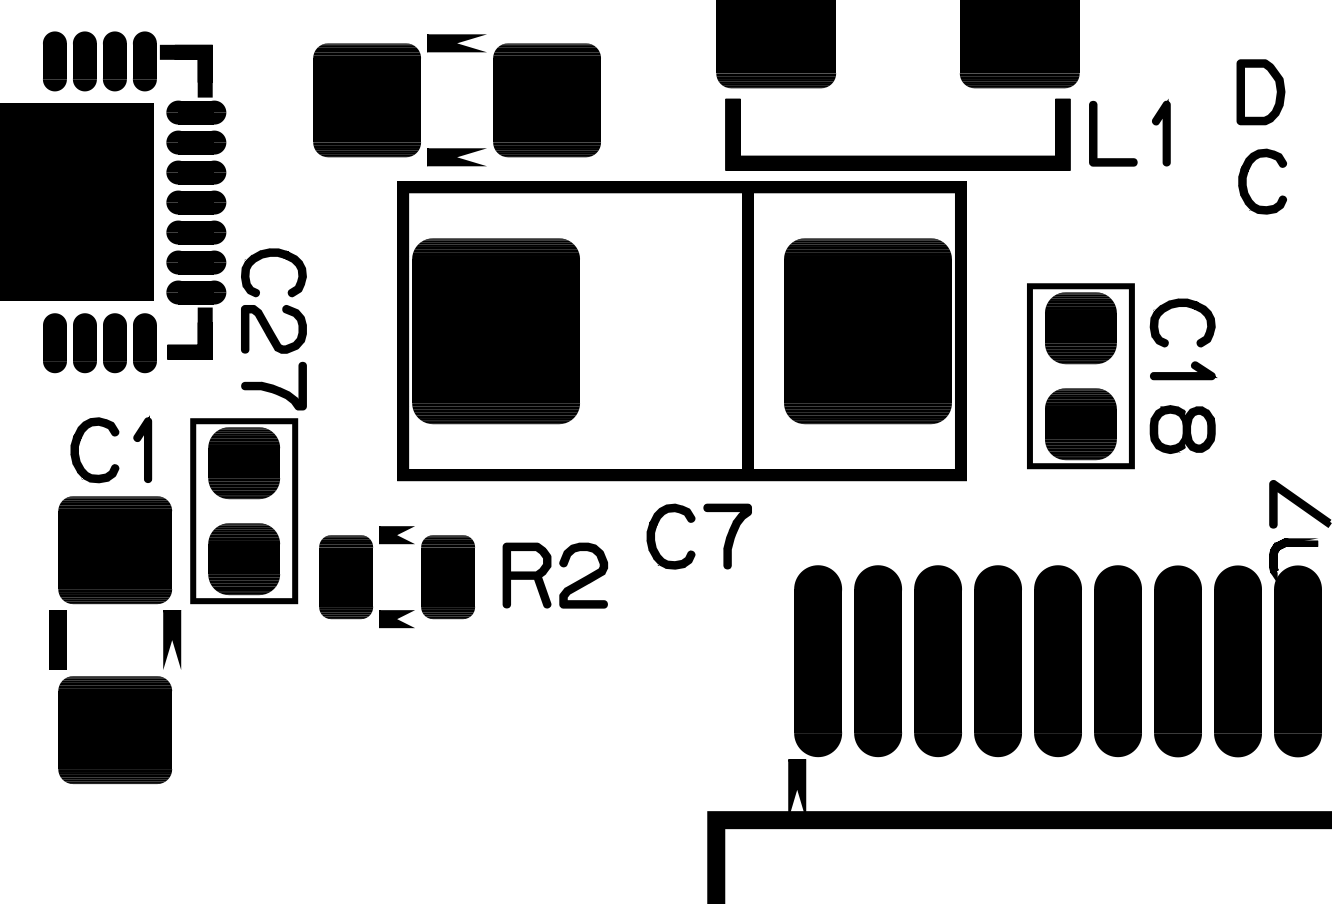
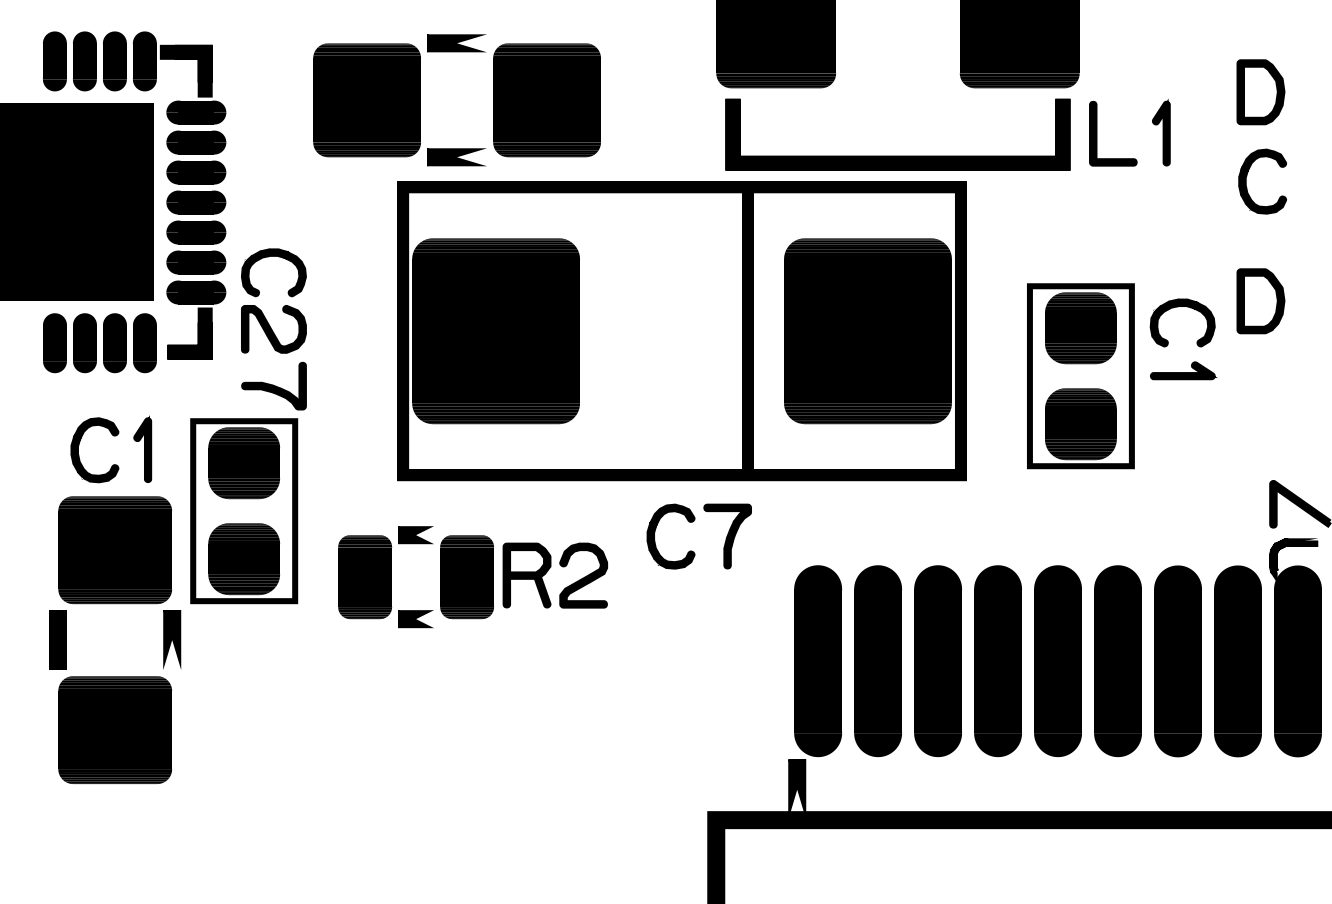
part: none -> present (1260, 301)
part: present -> none (1182, 429)
part position: (372, 577) -> (391, 577) (391, 577)
